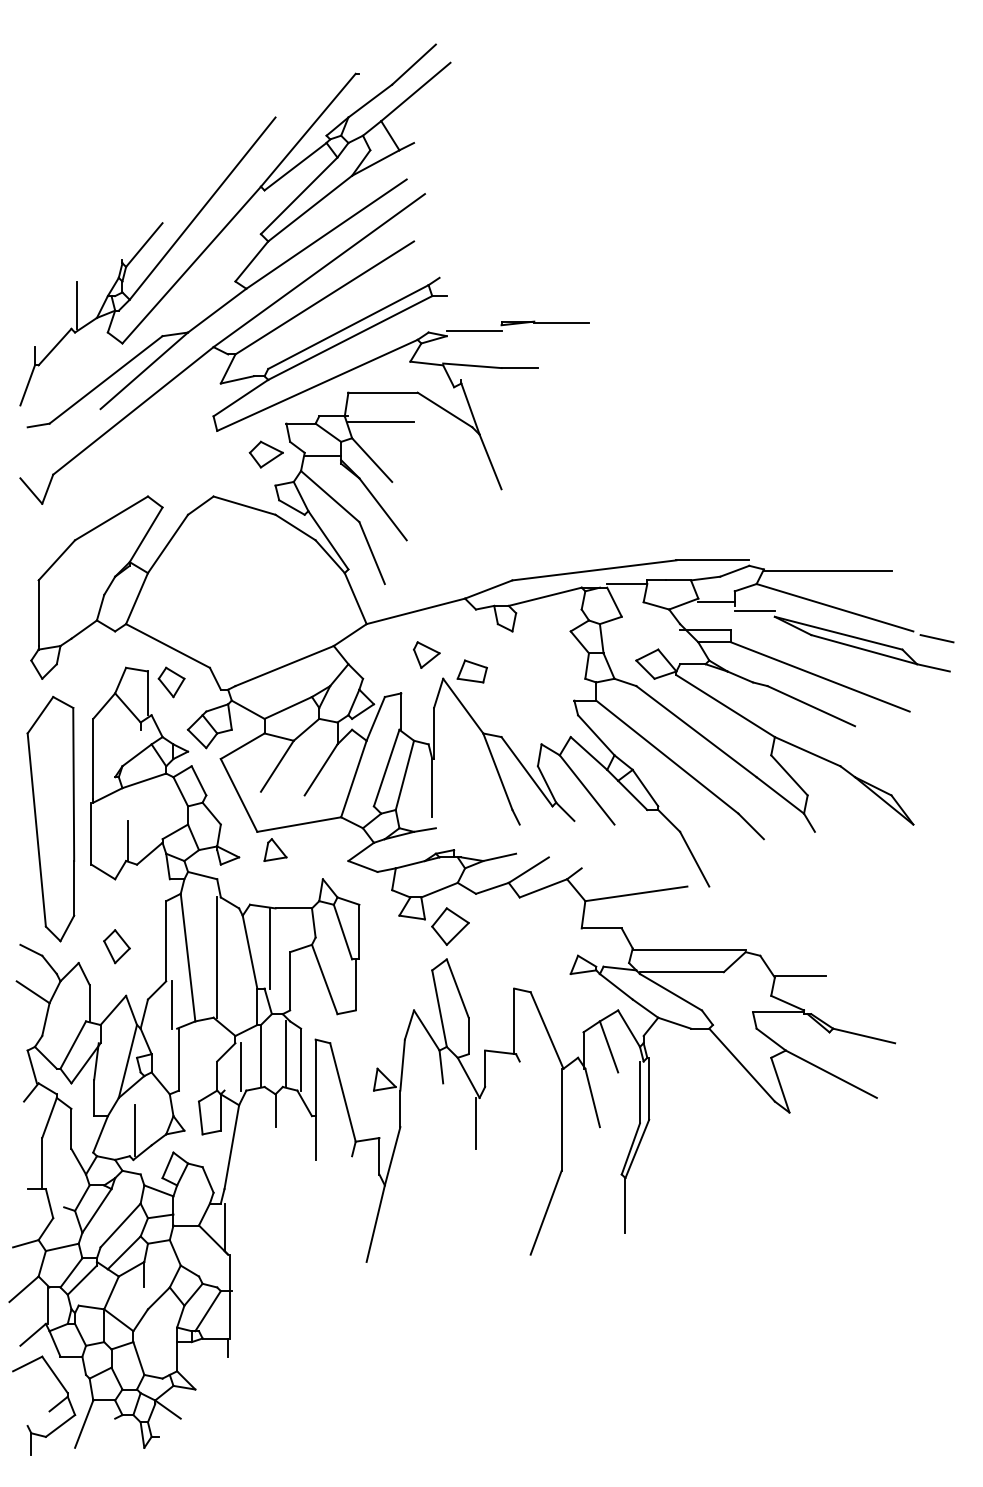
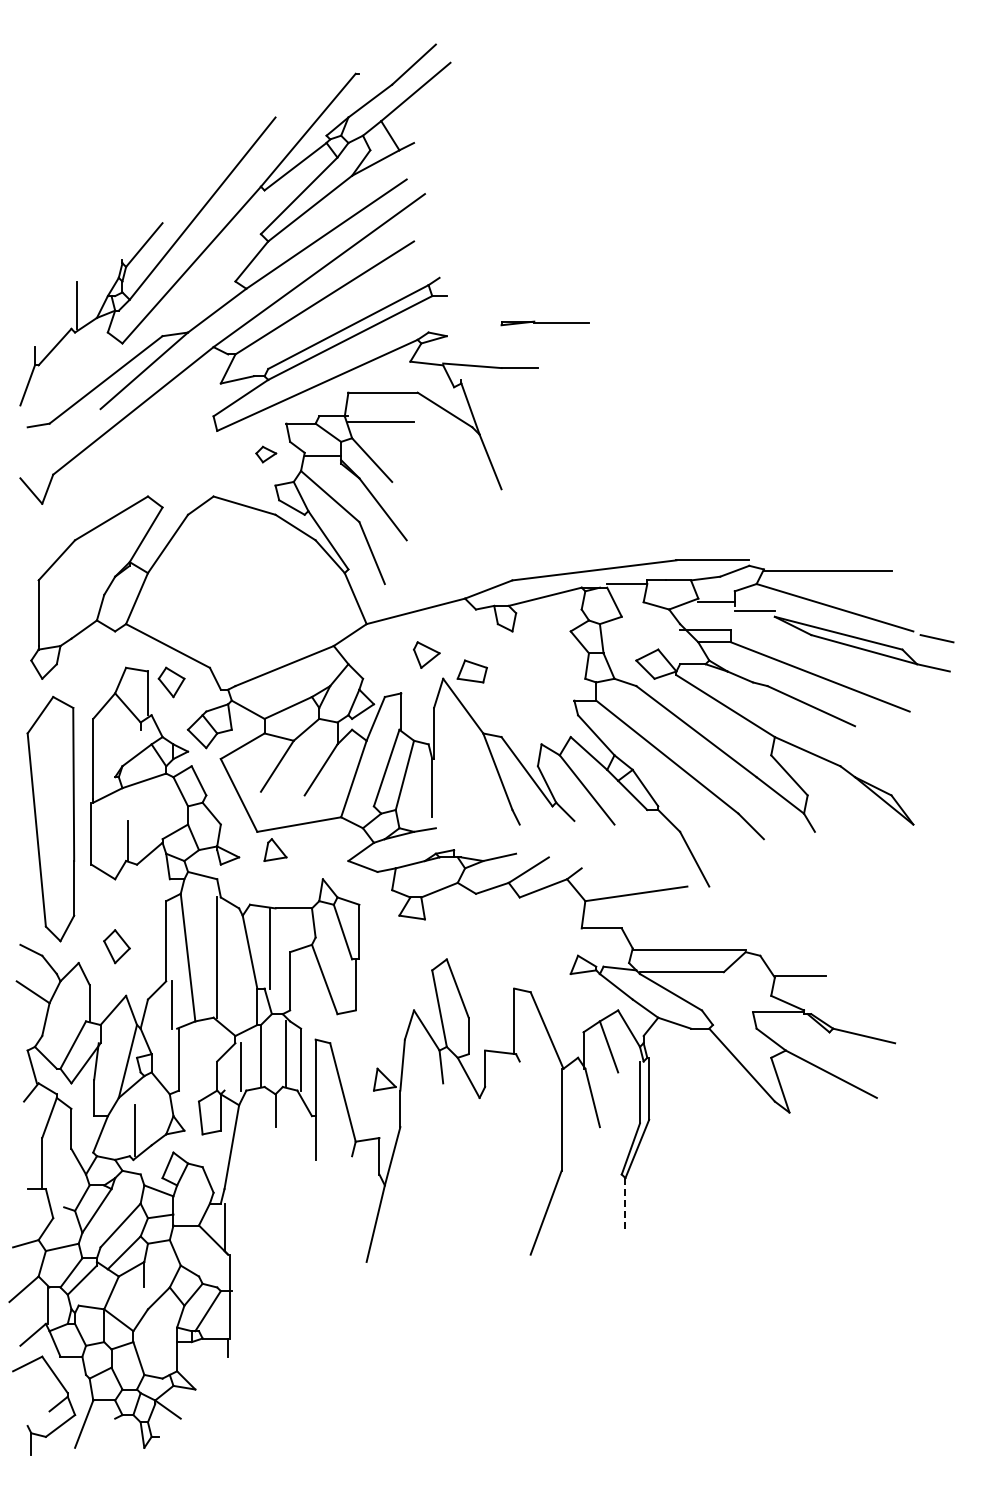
line: present -> none (473, 330)
part size: 36x29 px -> 23x19 px (266, 454)
part: present -> none (450, 926)
line: present -> none (475, 1122)
line: solid -> dashed (625, 1205)
